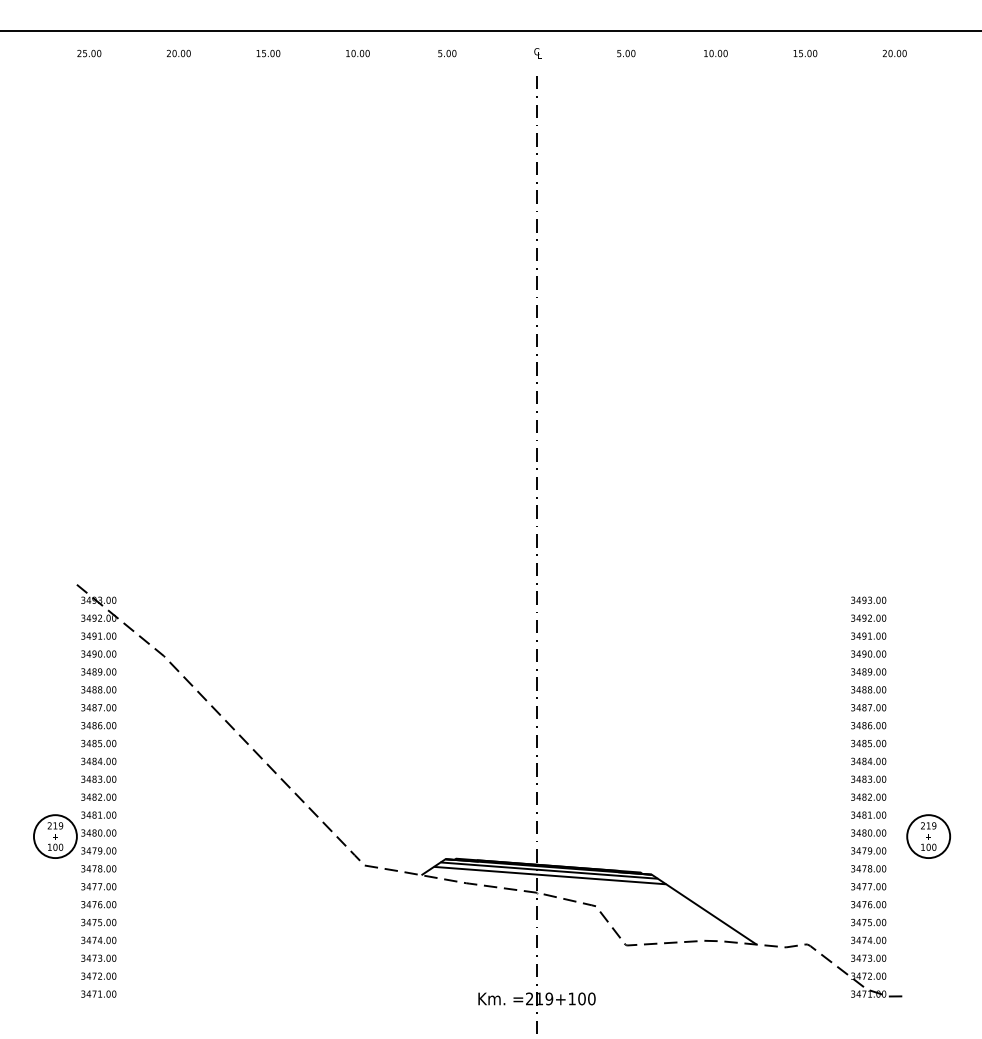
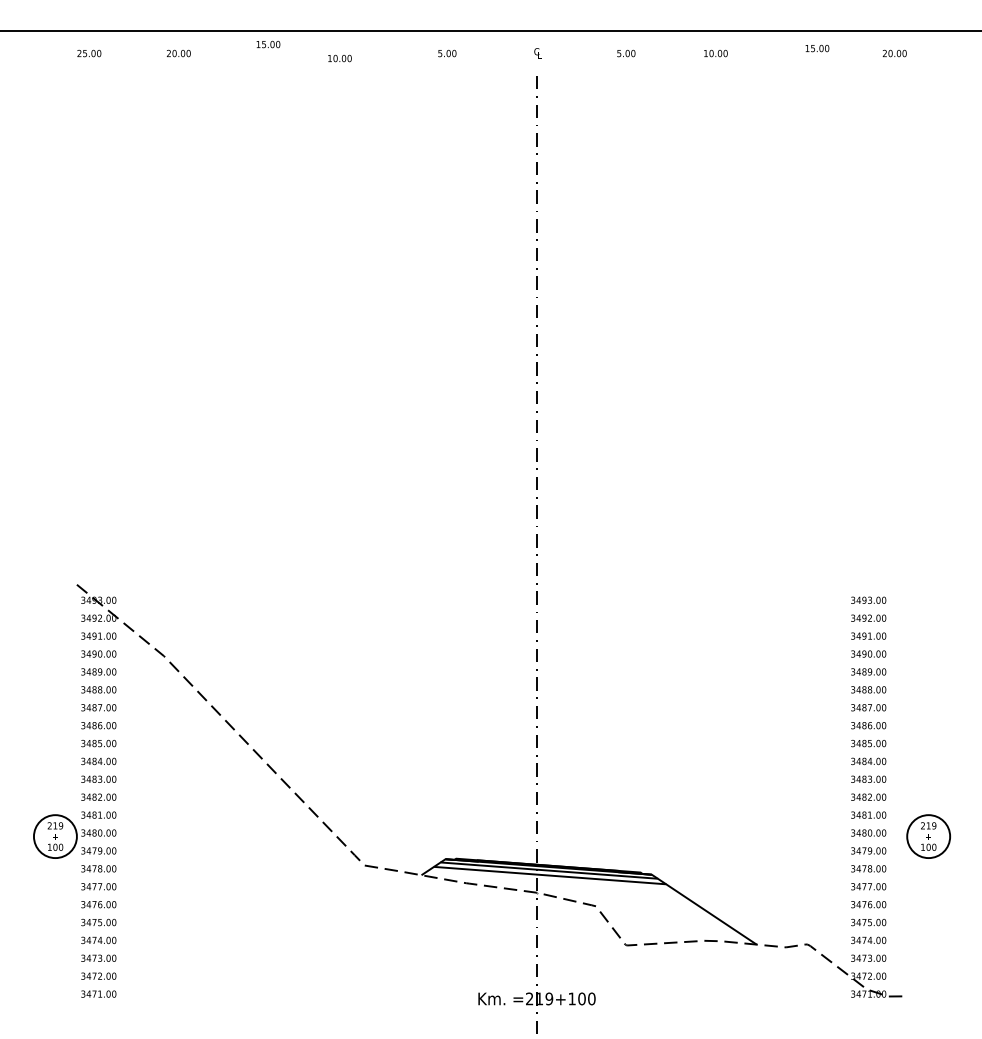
text position: (268, 53) -> (268, 44) (268, 44)
text position: (357, 53) -> (339, 58) (339, 58)
text position: (805, 53) -> (817, 48) (817, 48)
